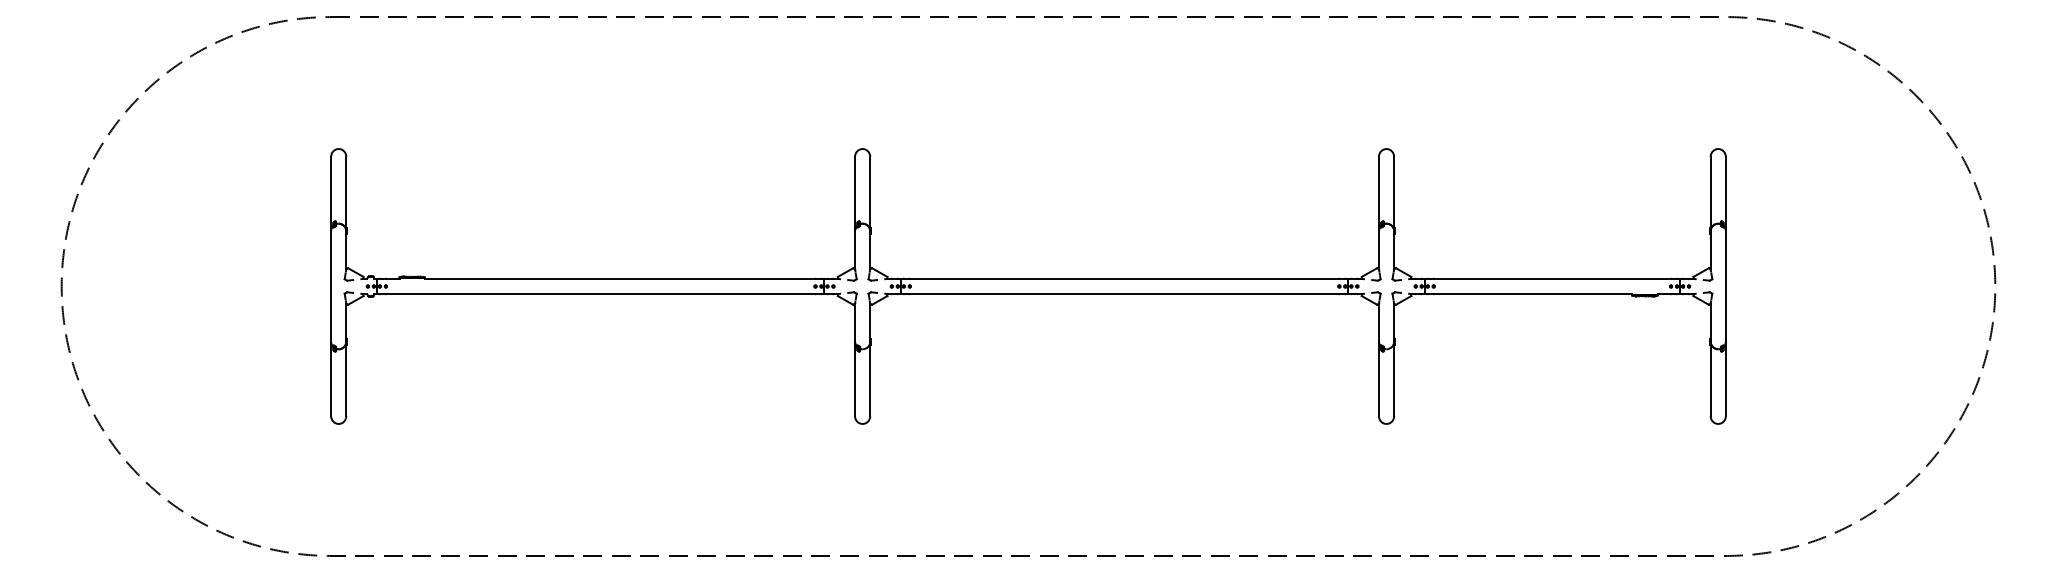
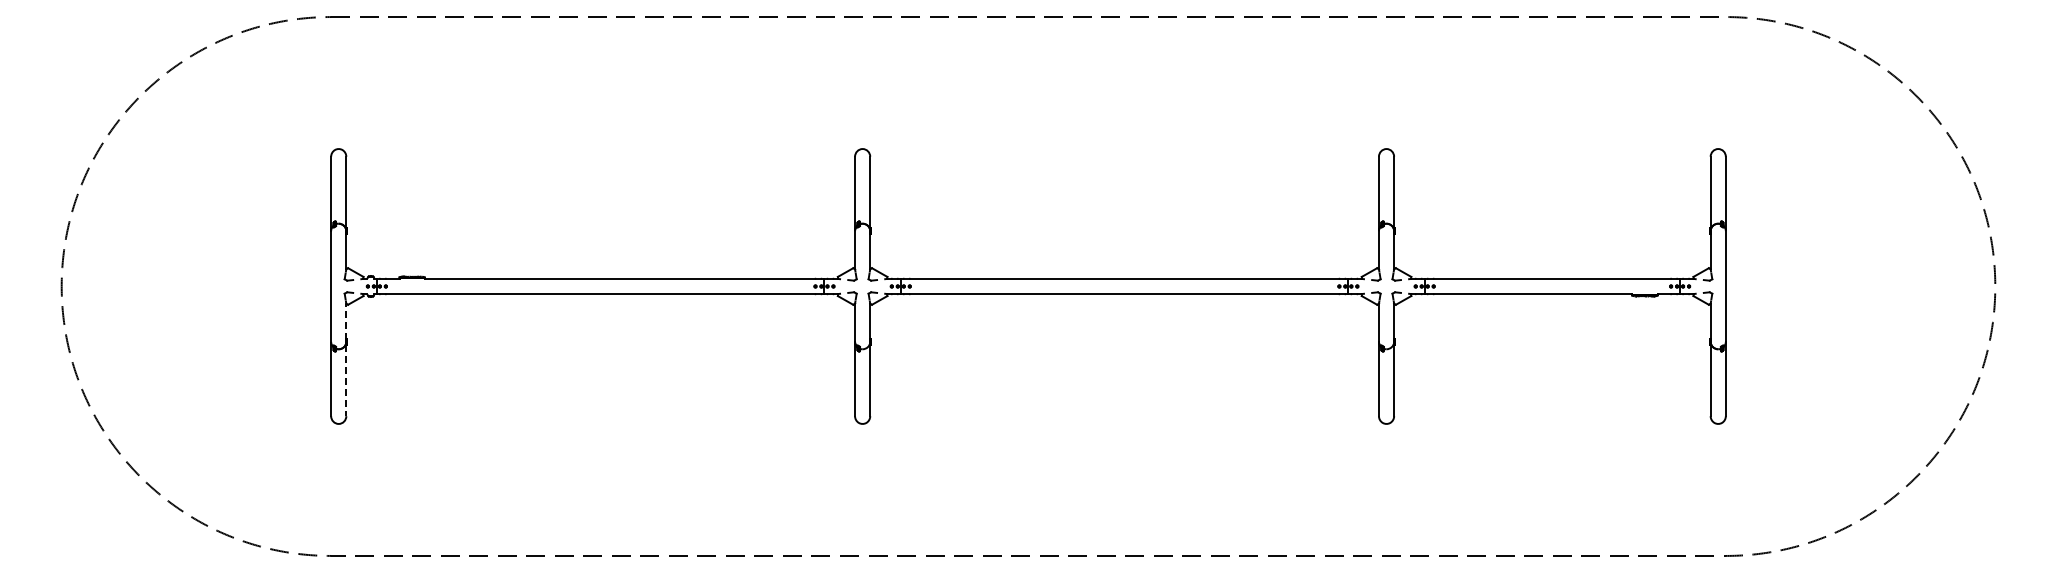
line: solid -> dashed (346, 321)
line: solid -> dashed (346, 380)
